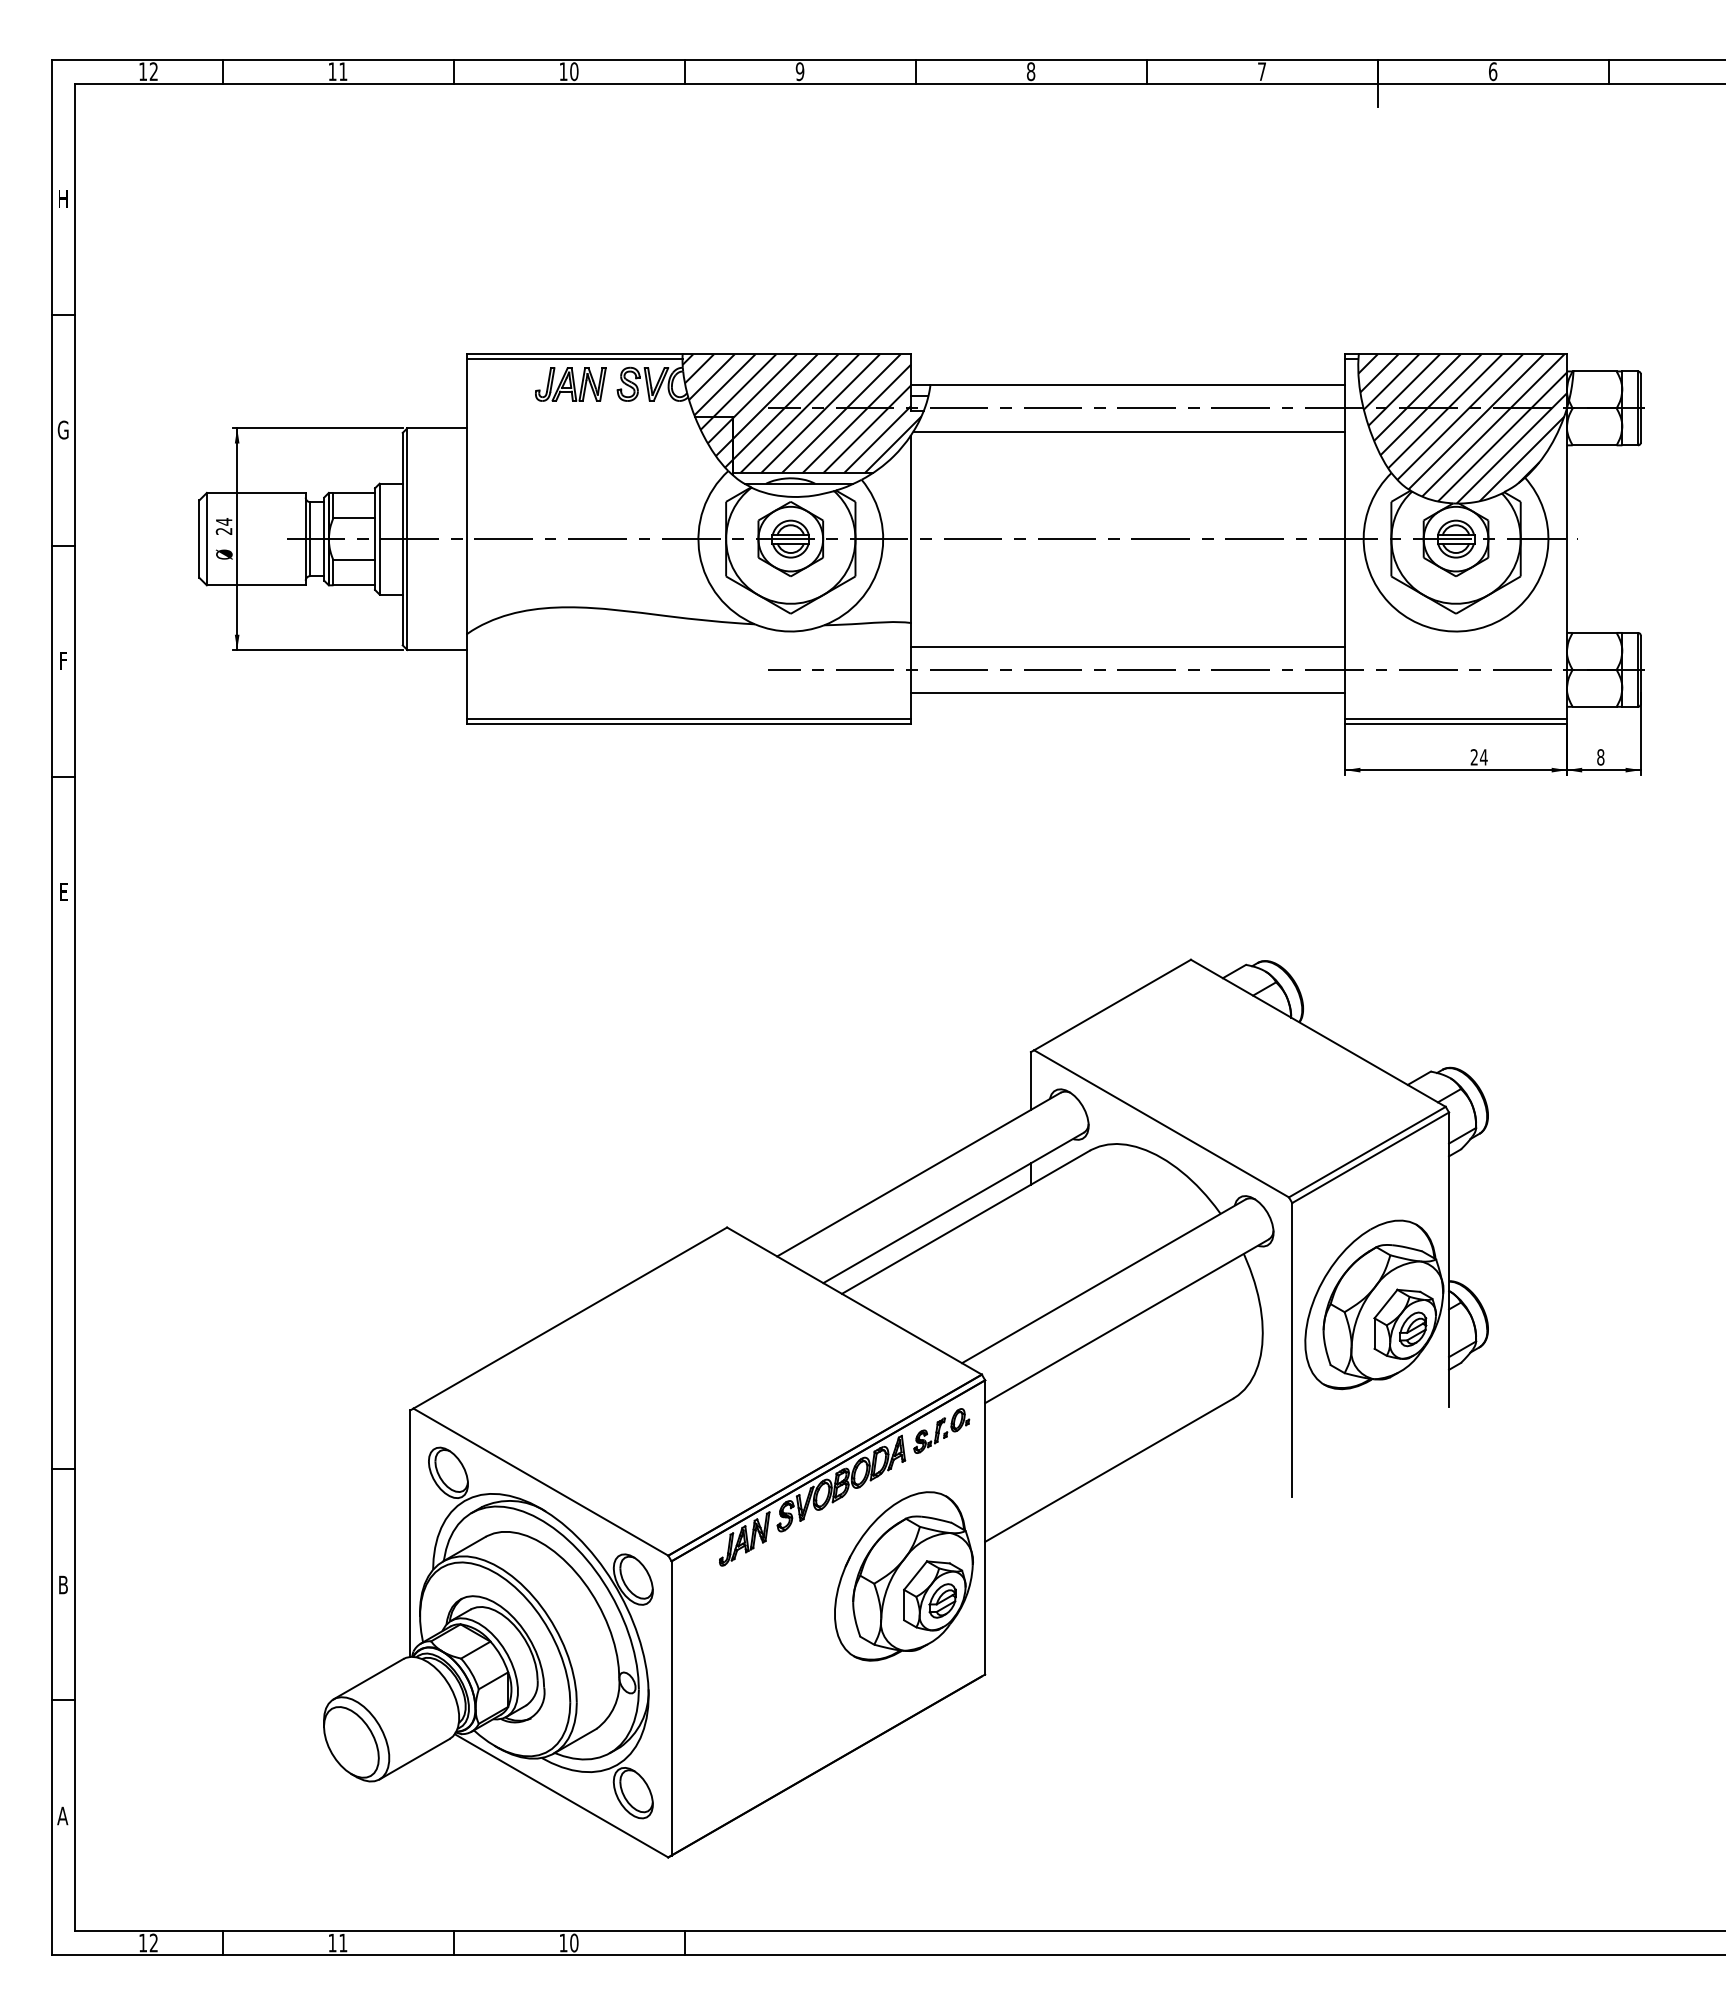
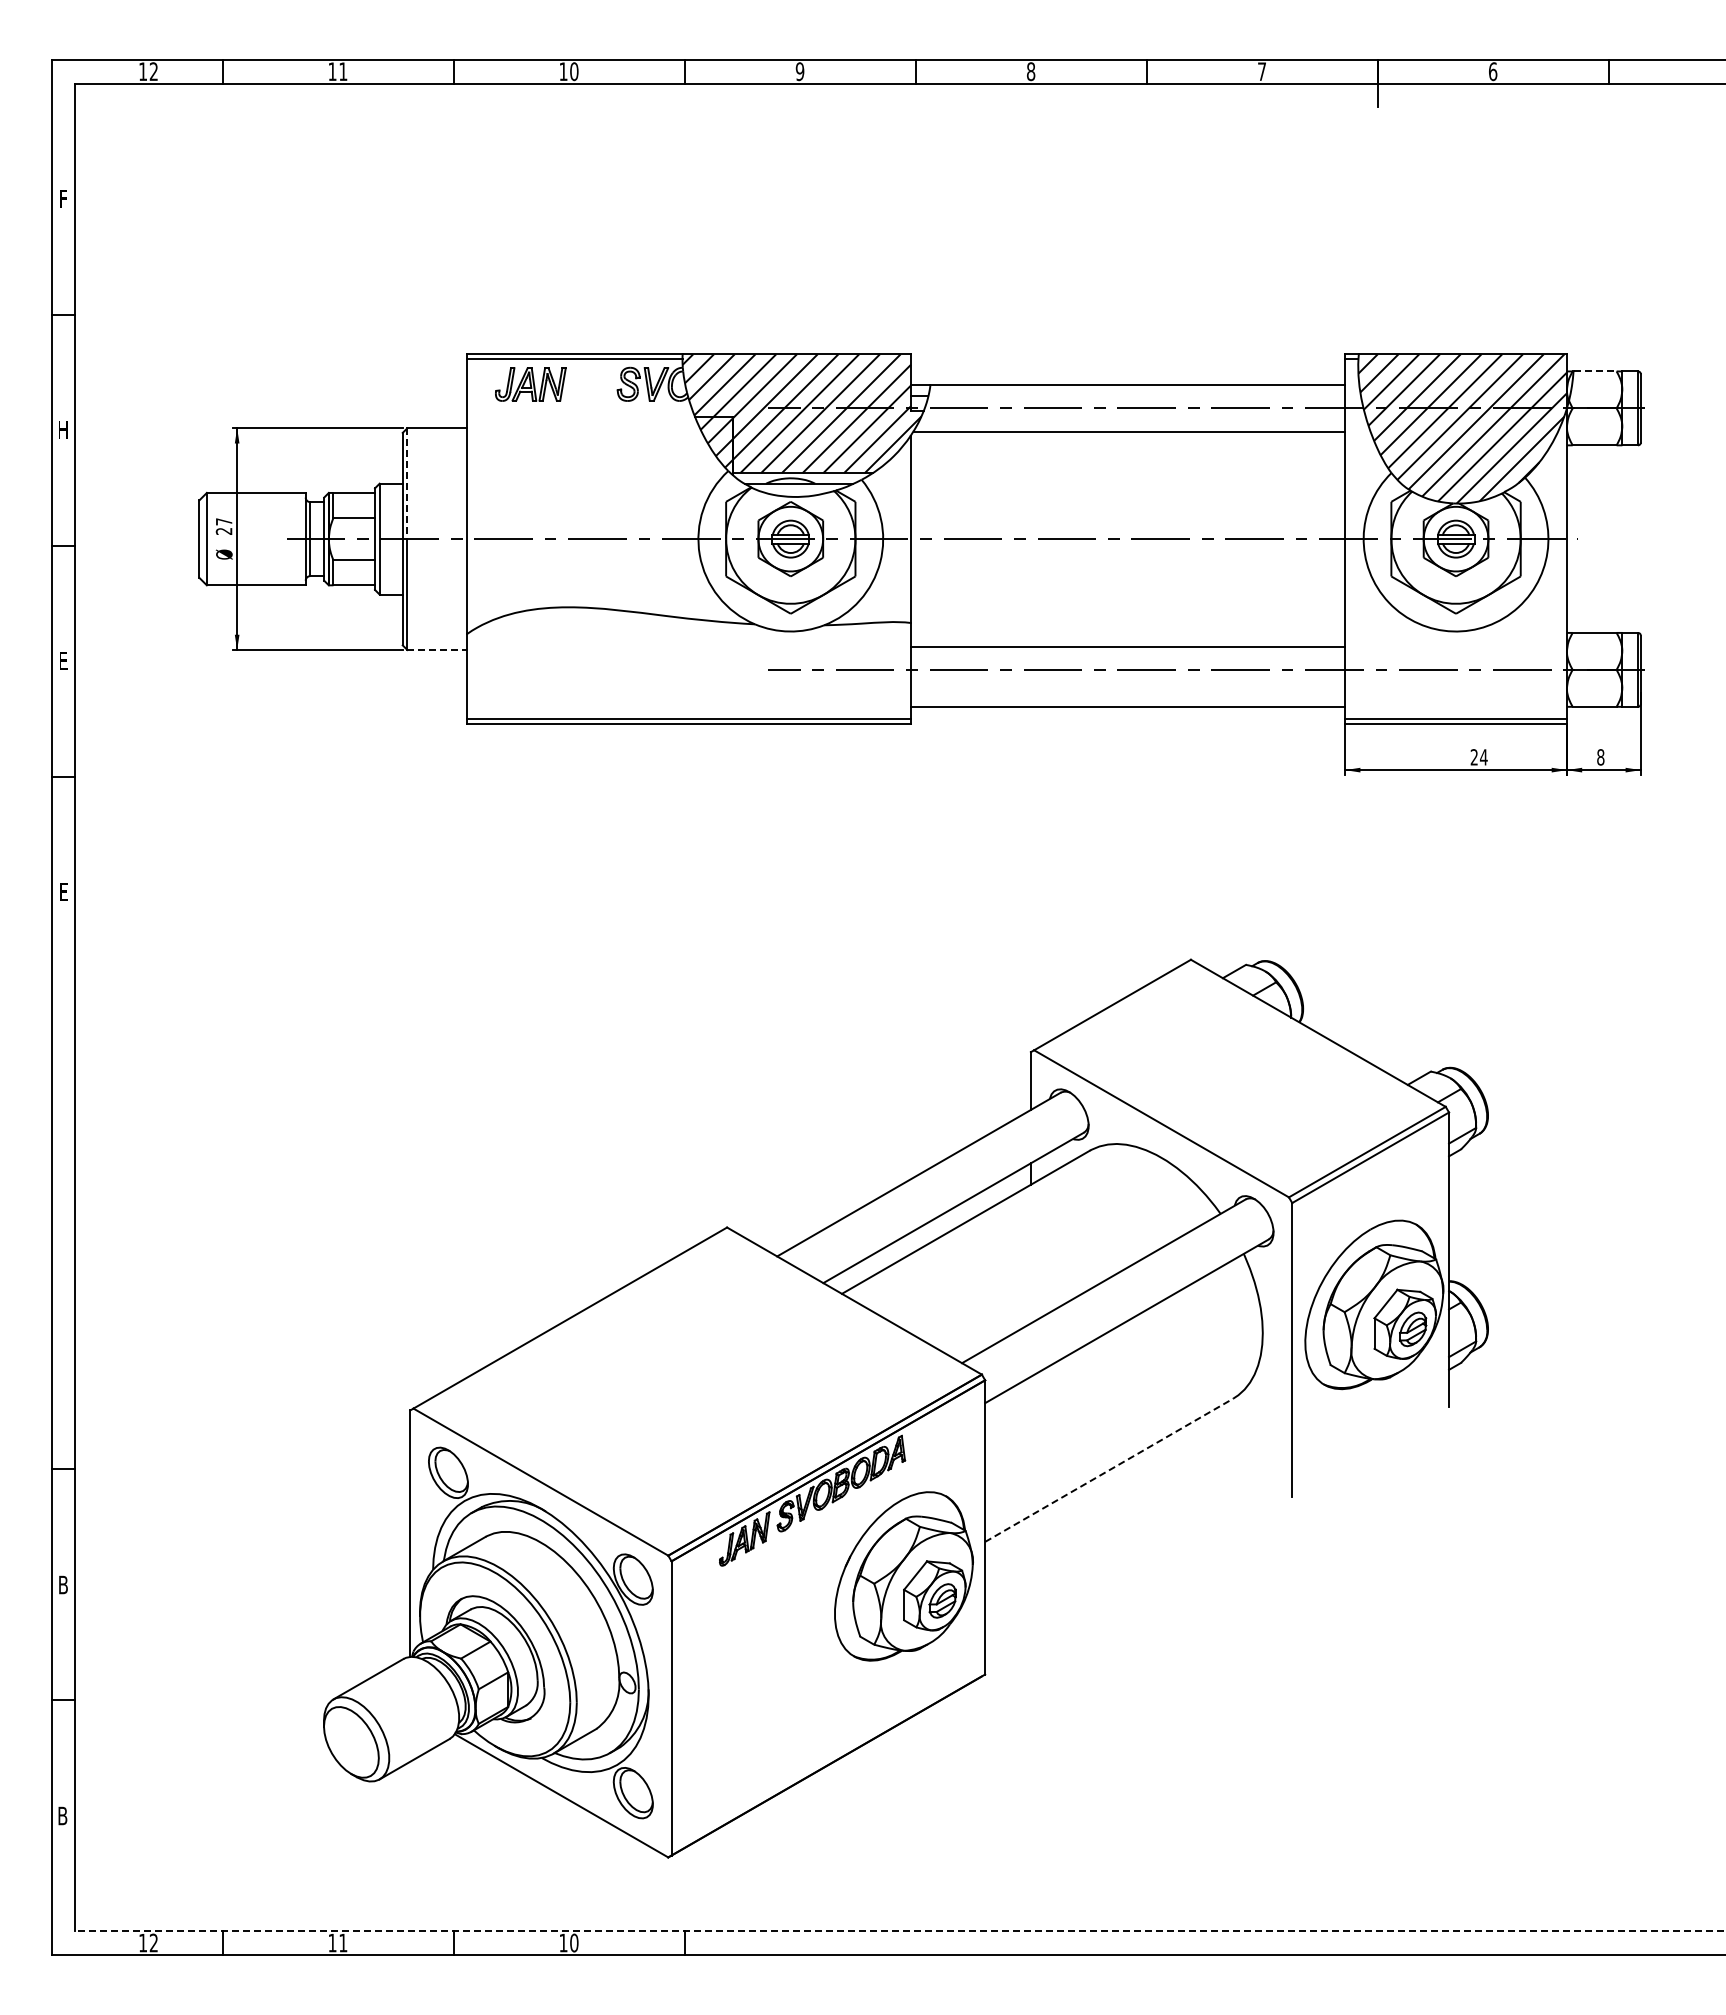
text: H -> F (63, 198)
line: solid -> dashed (1595, 371)
part position: (570, 384) -> (530, 384) (530, 384)
text: G -> H (62, 429)
line: solid -> dashed (407, 484)
text: 24 -> 27 (224, 521)
line: solid -> dashed (437, 650)
text: F -> E (64, 661)
line position: (1127, 692) -> (1127, 706) (1127, 706)
part: present -> none (941, 1430)
line: solid -> dashed (1109, 1470)
text: A -> B (62, 1815)
line: solid -> dashed (899, 1931)
